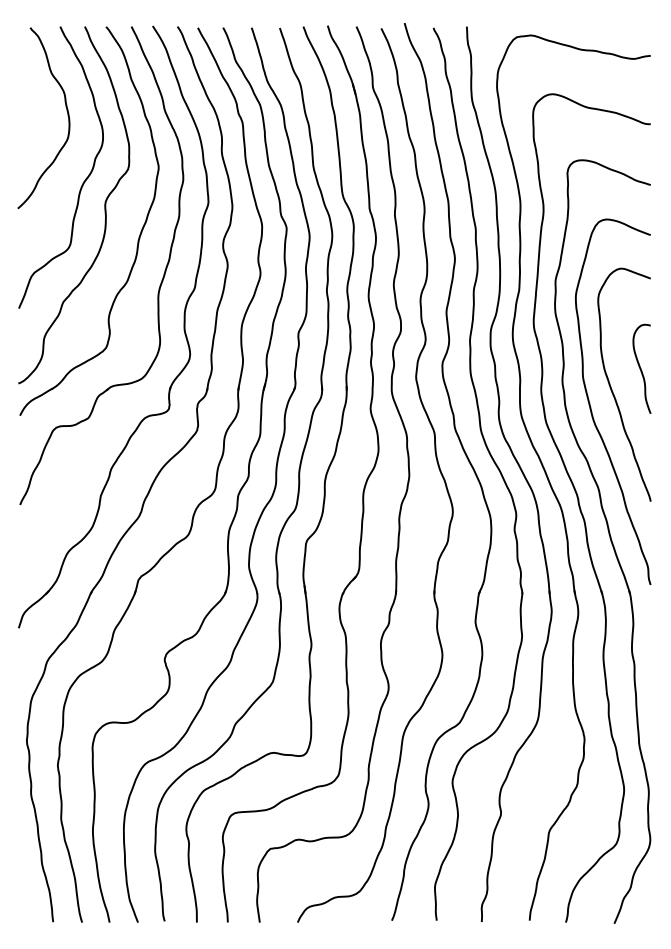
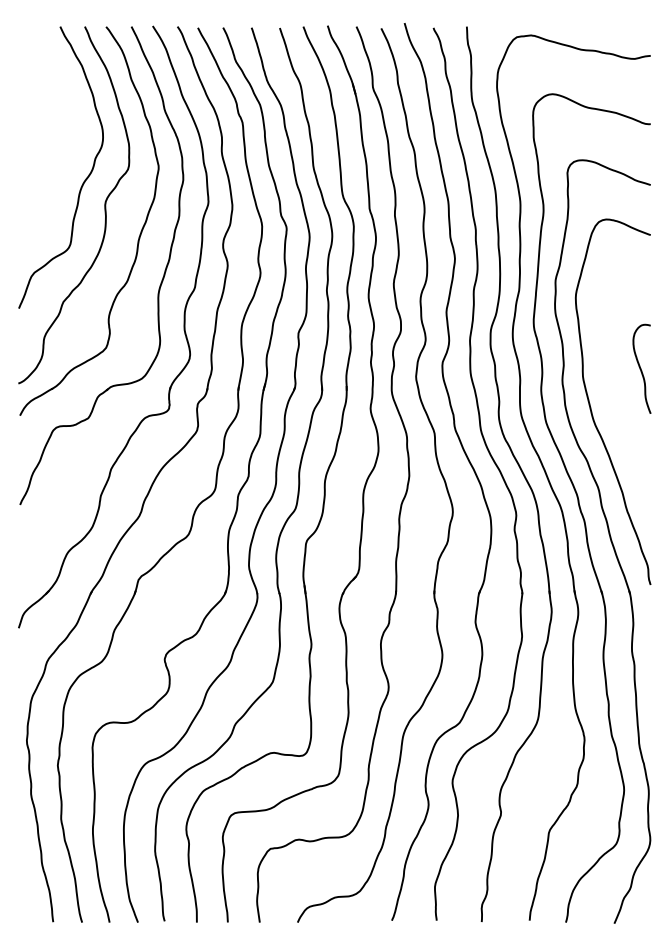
curve: present -> none (66, 111)
curve: present -> none (612, 389)
